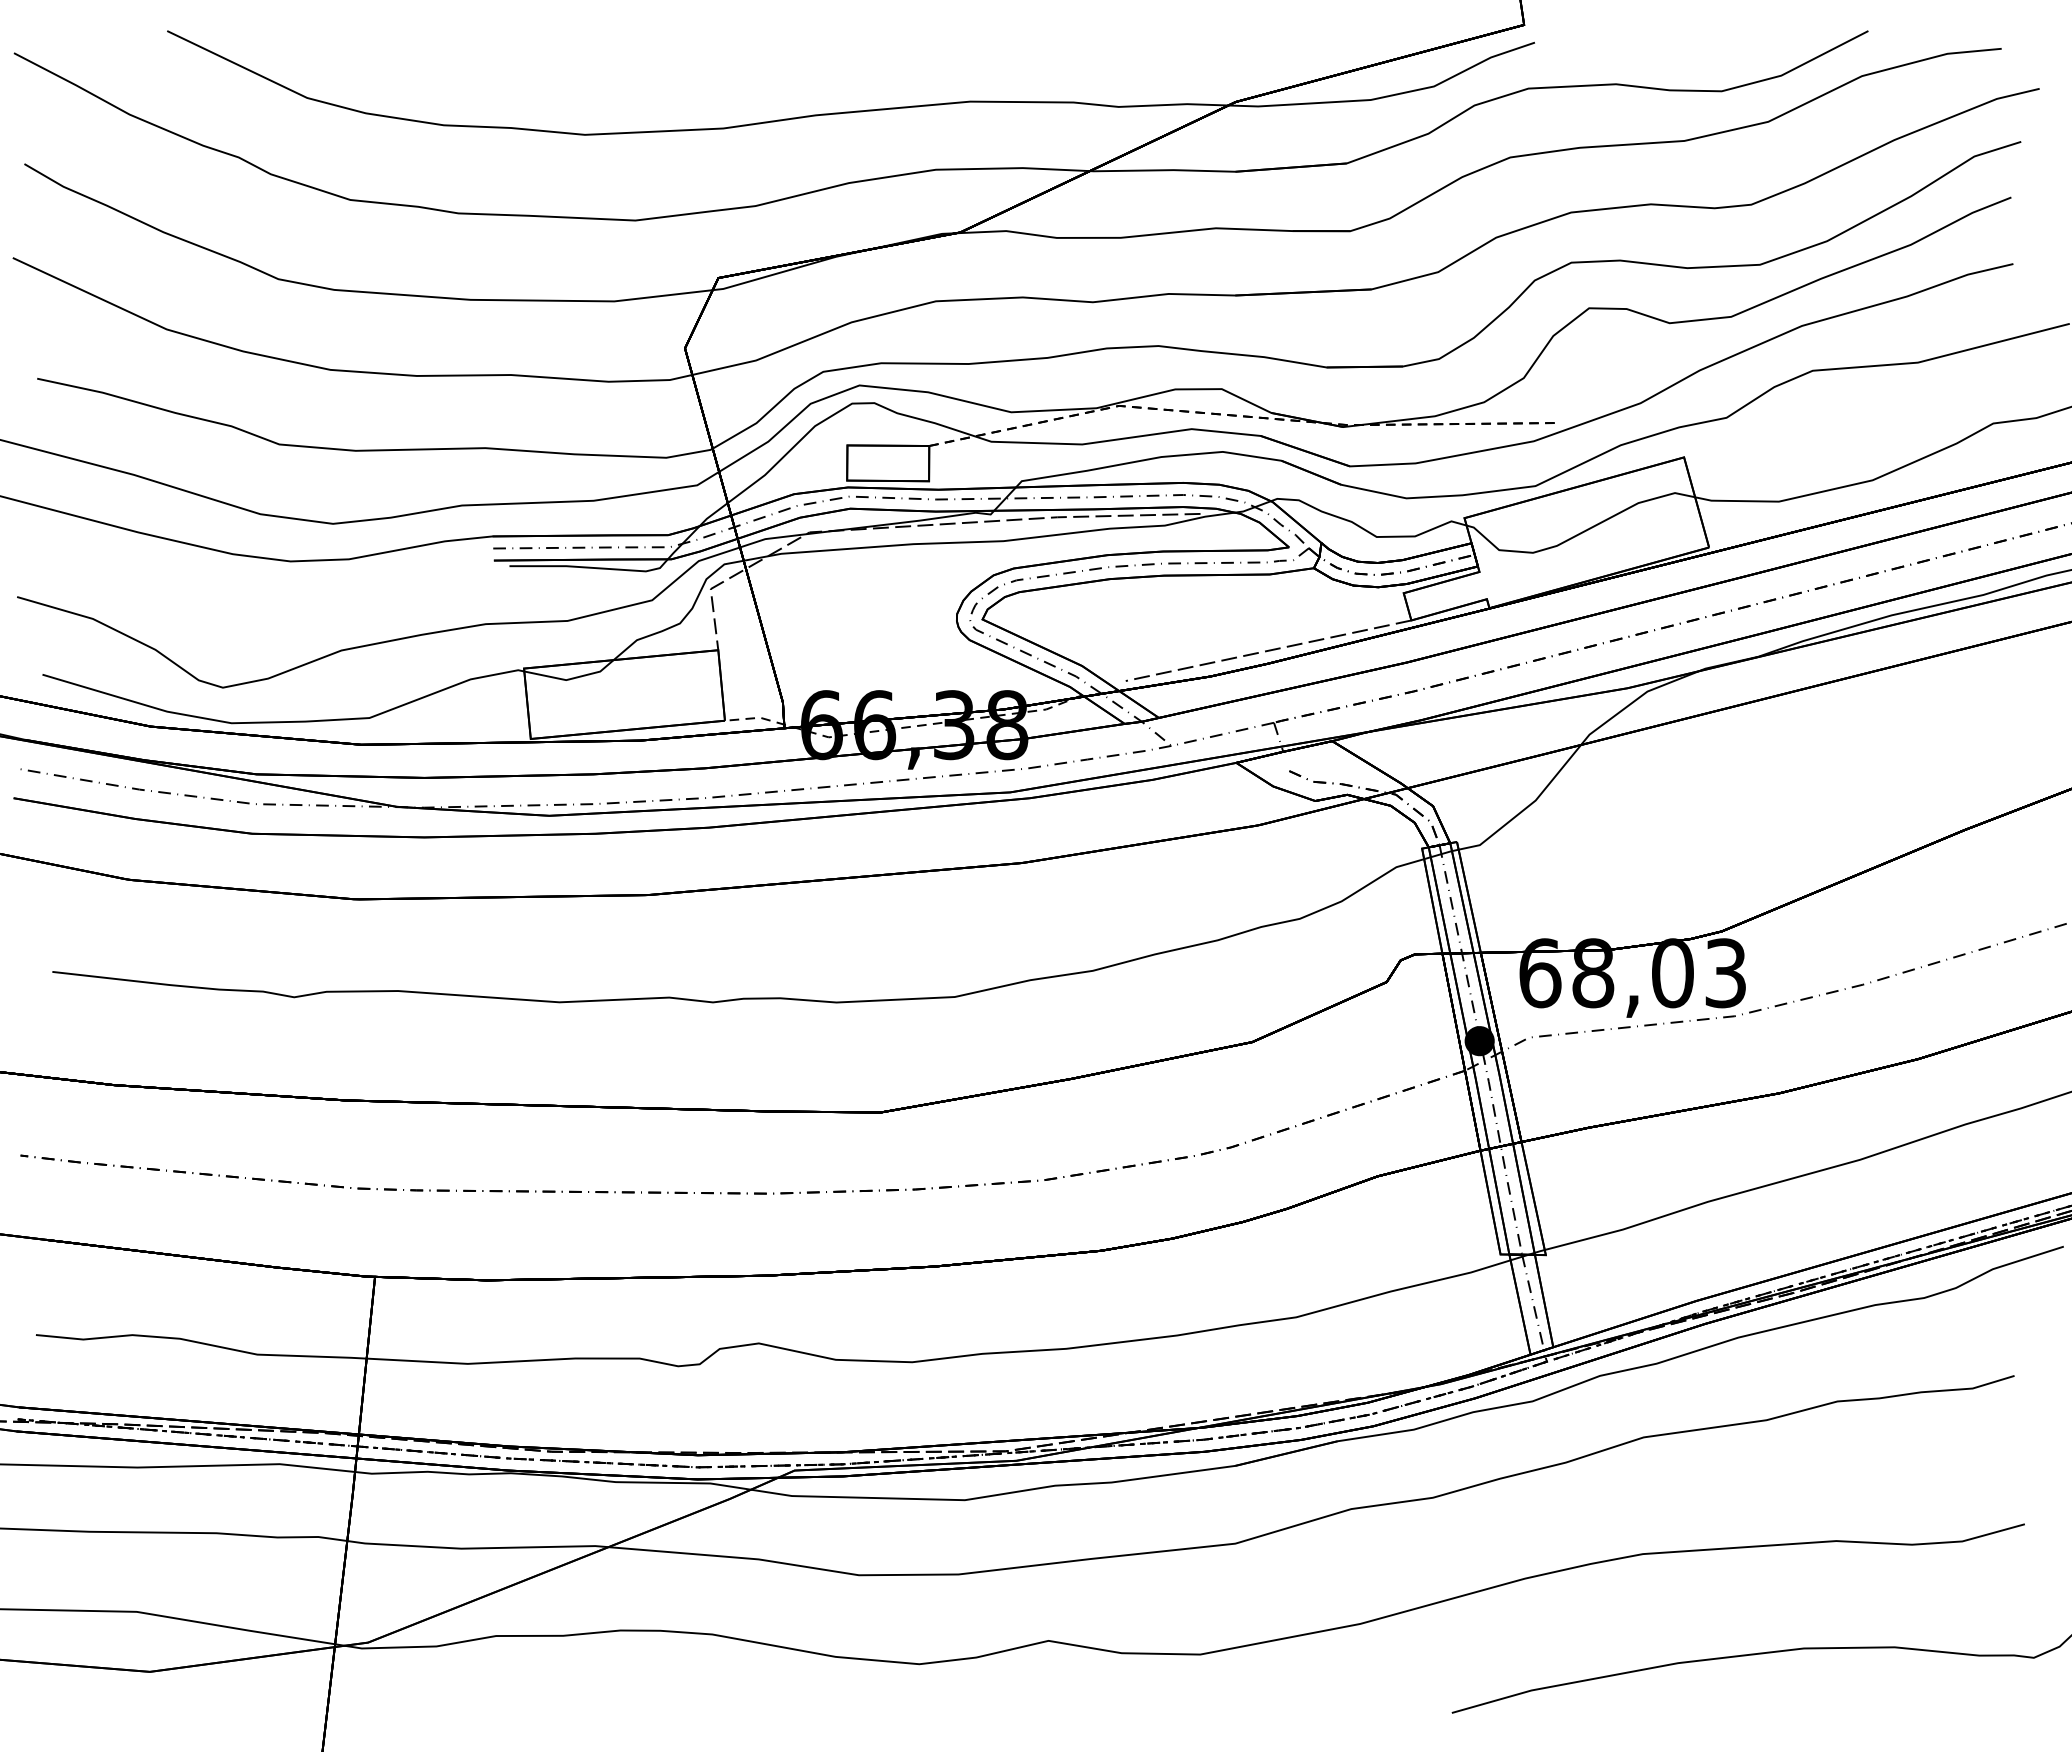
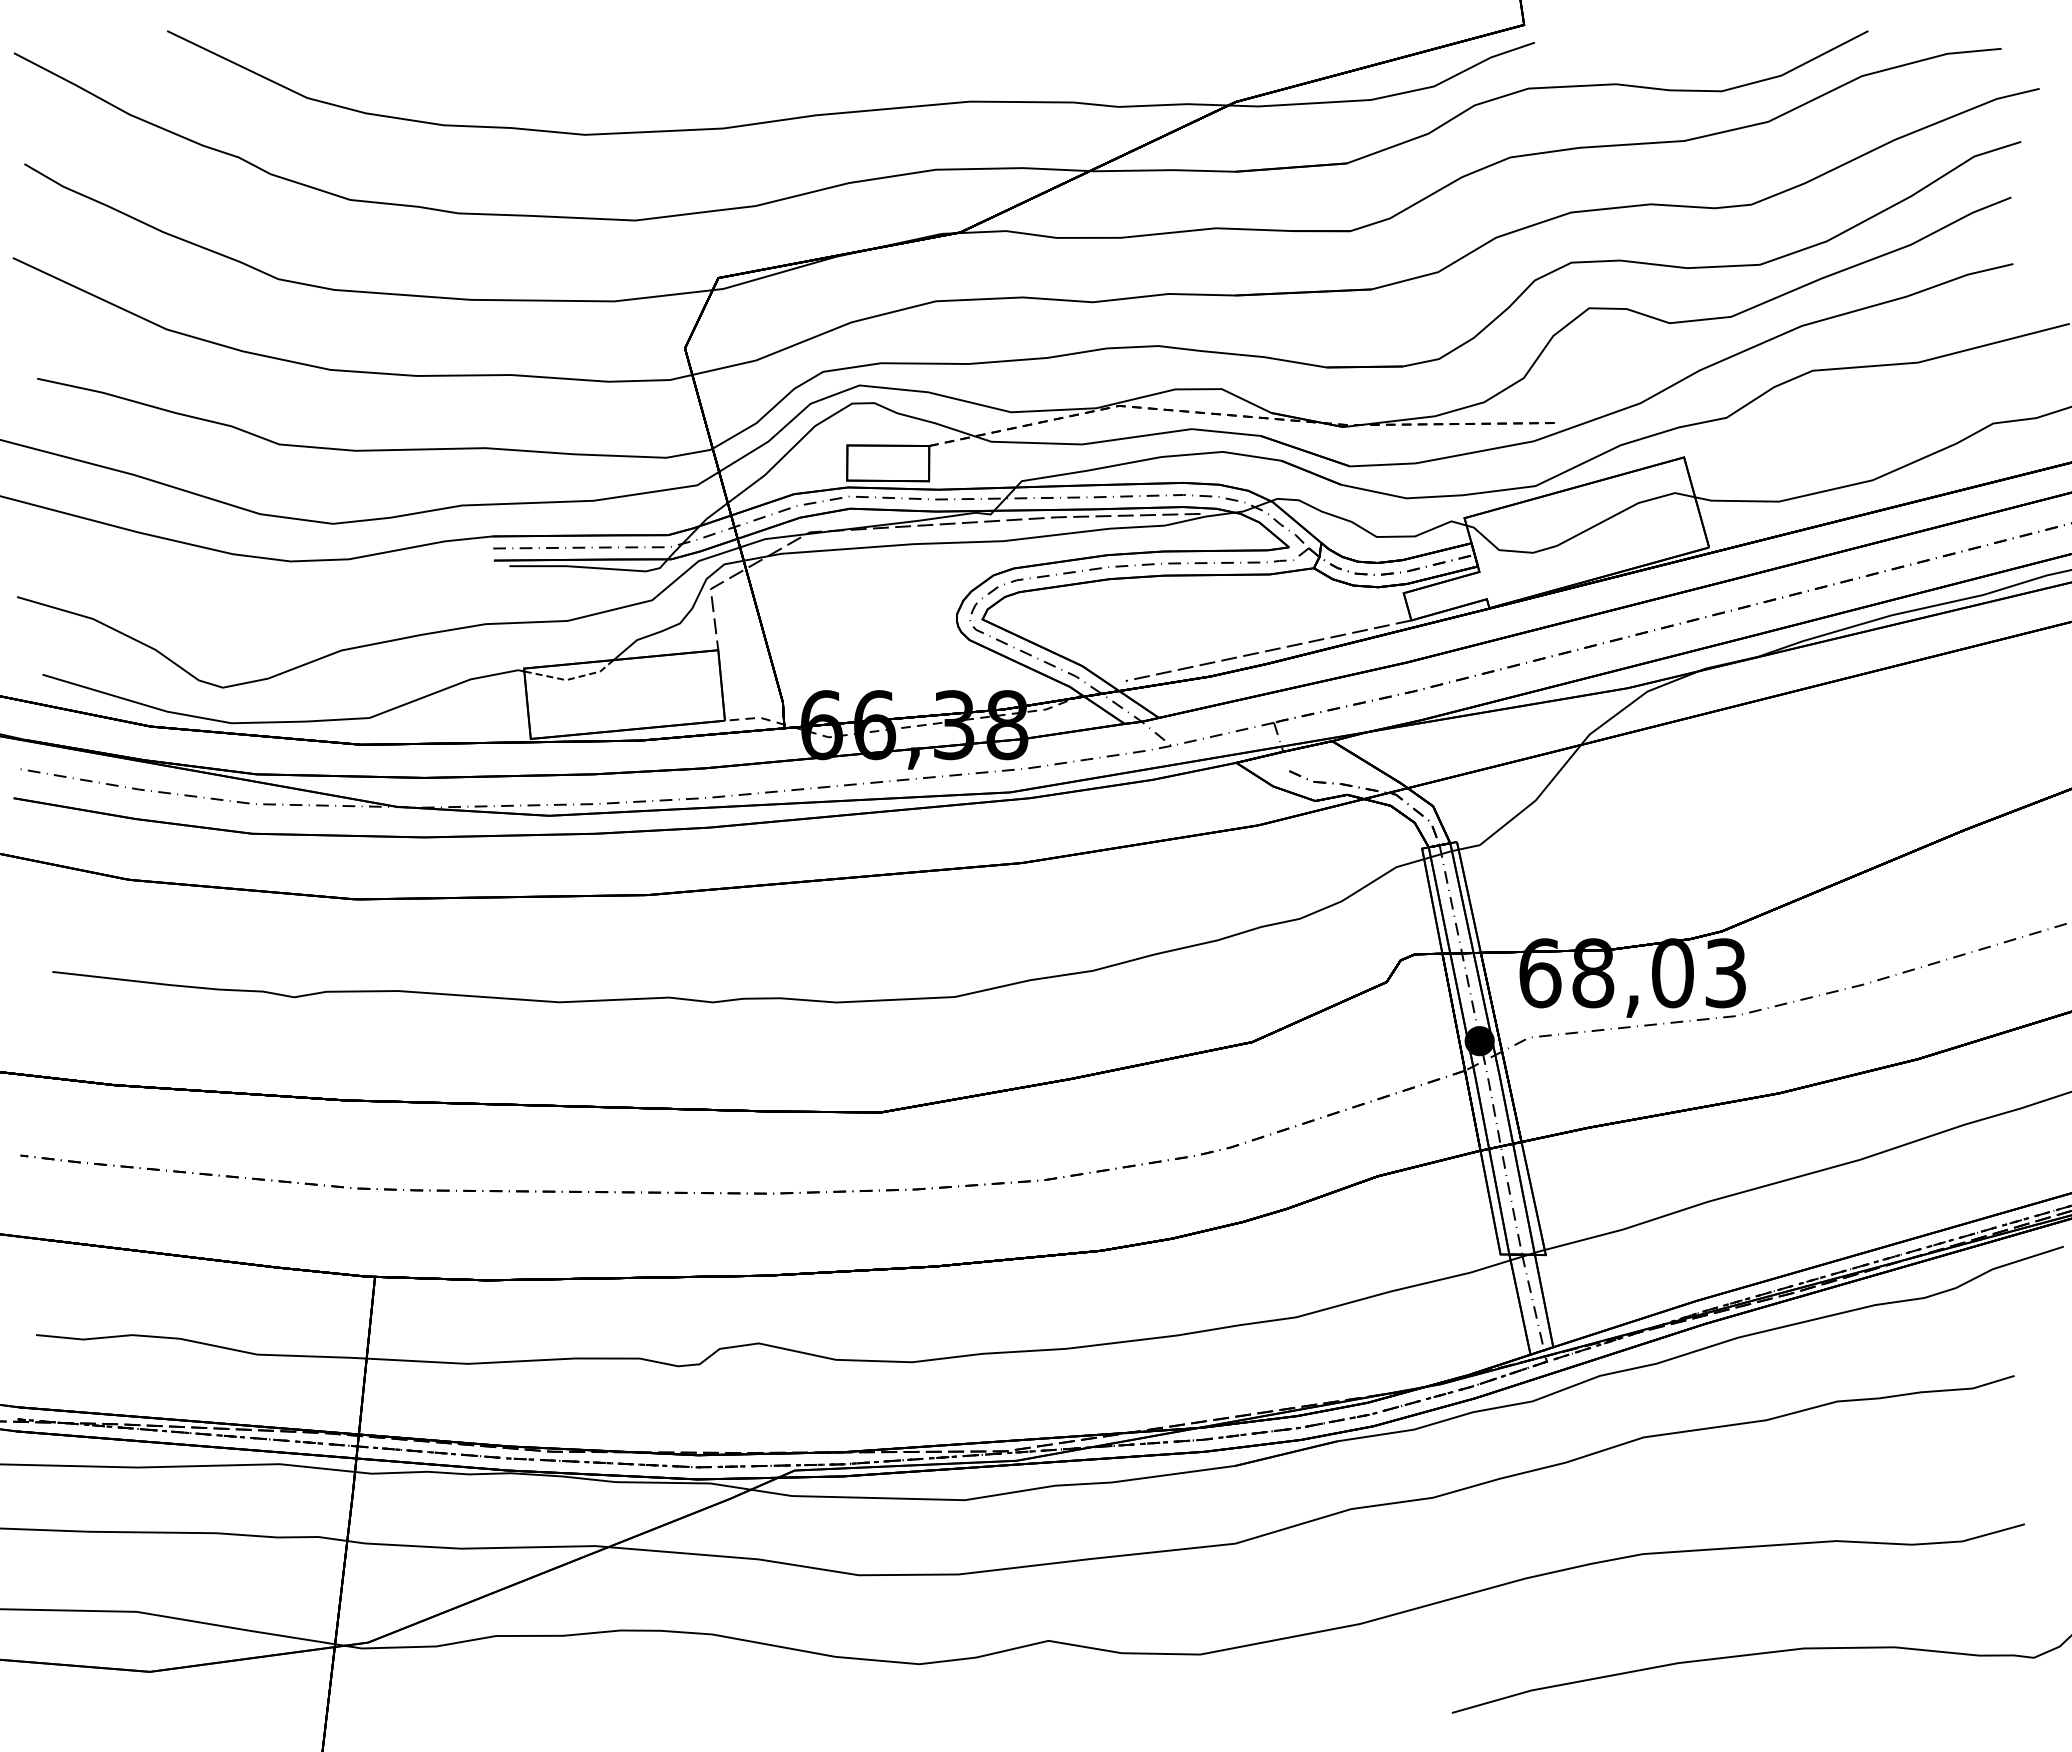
line: solid -> dashed (570, 678)
